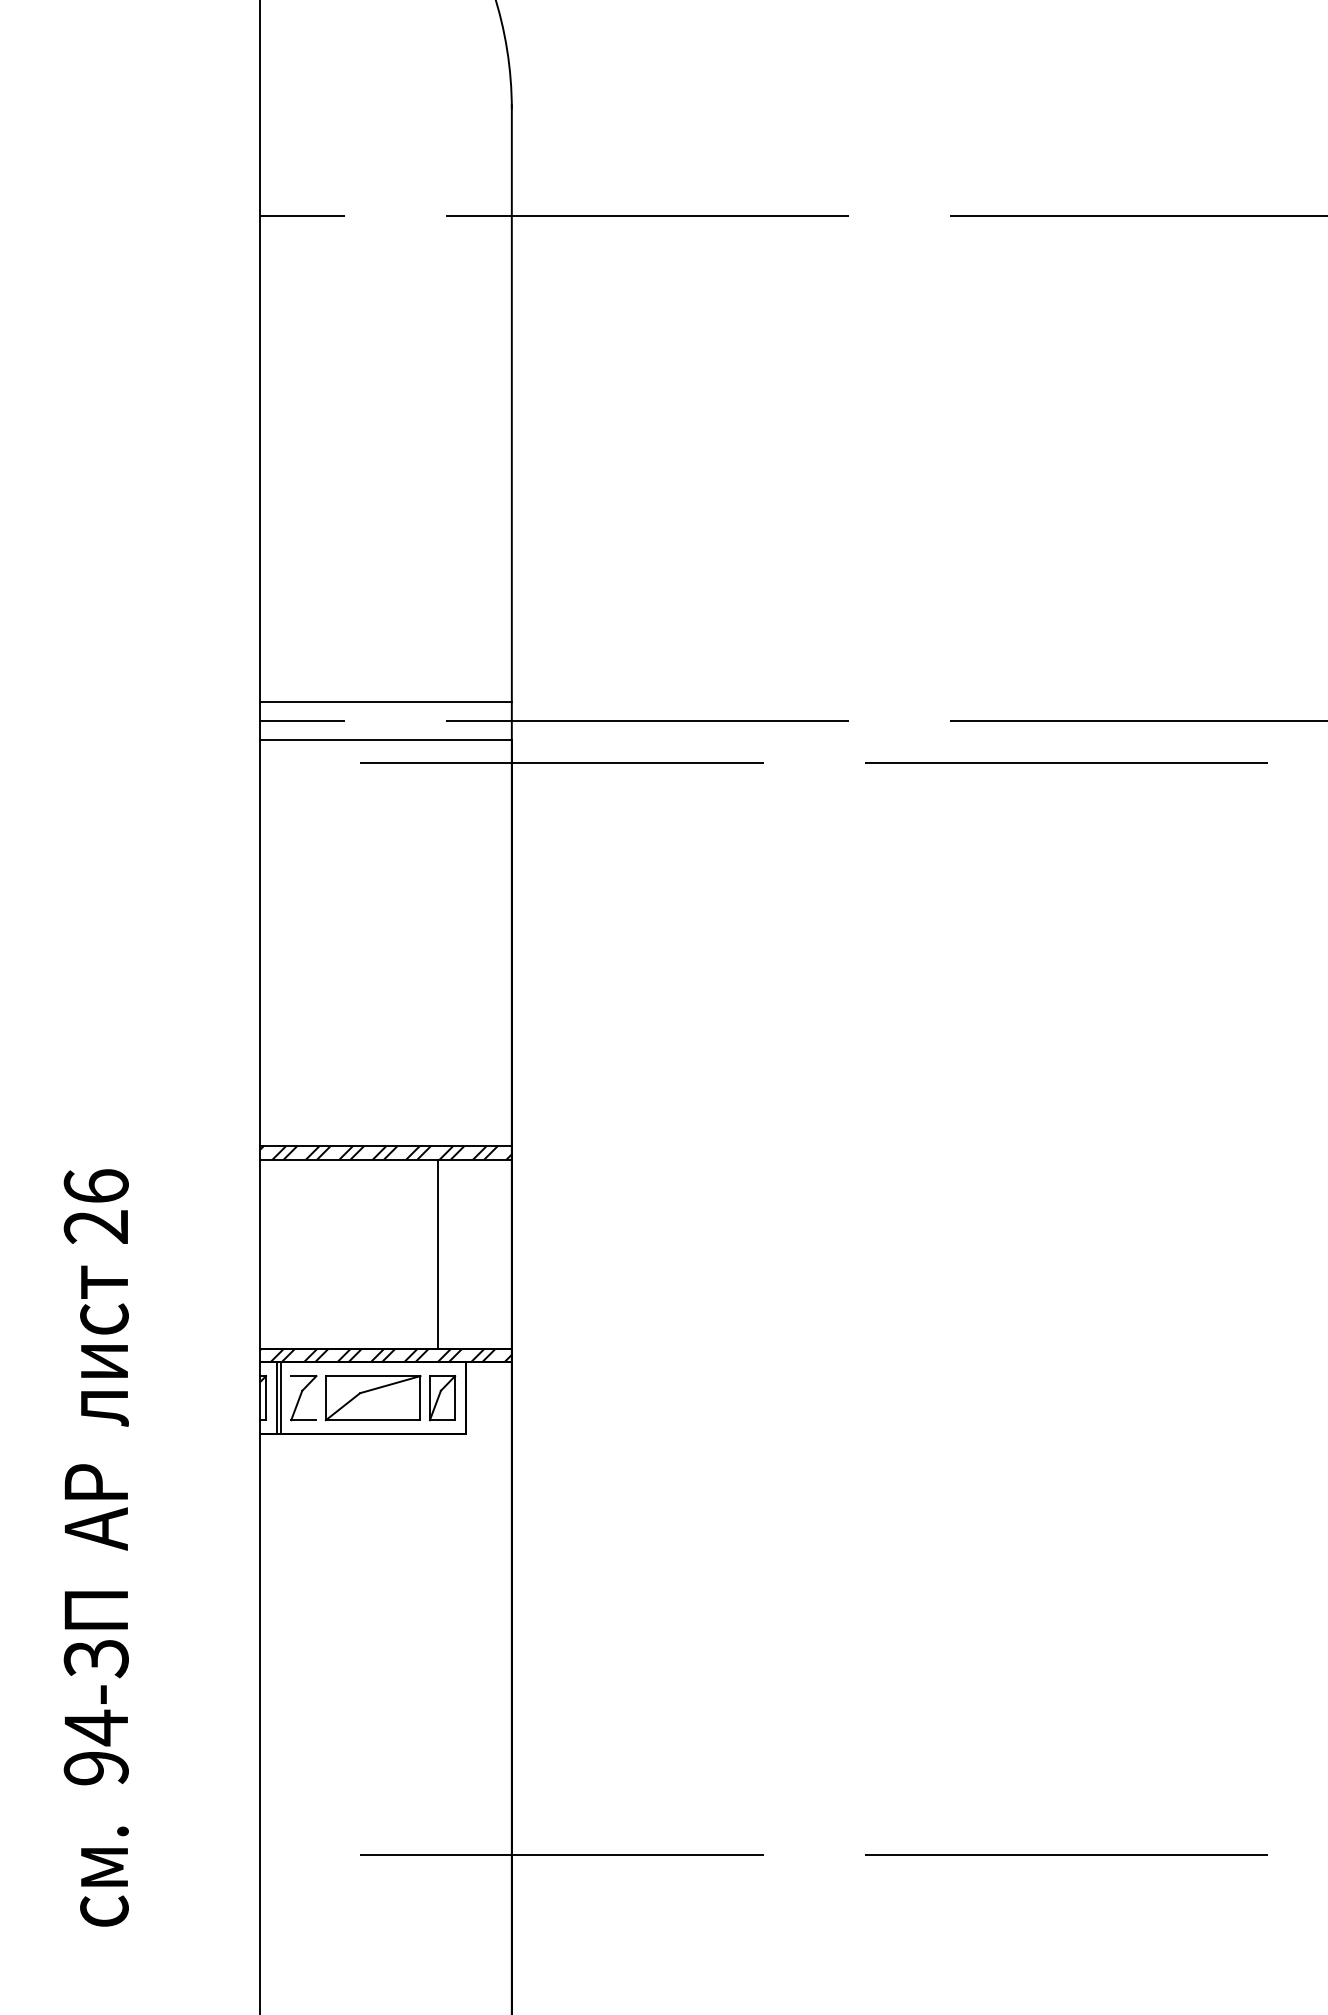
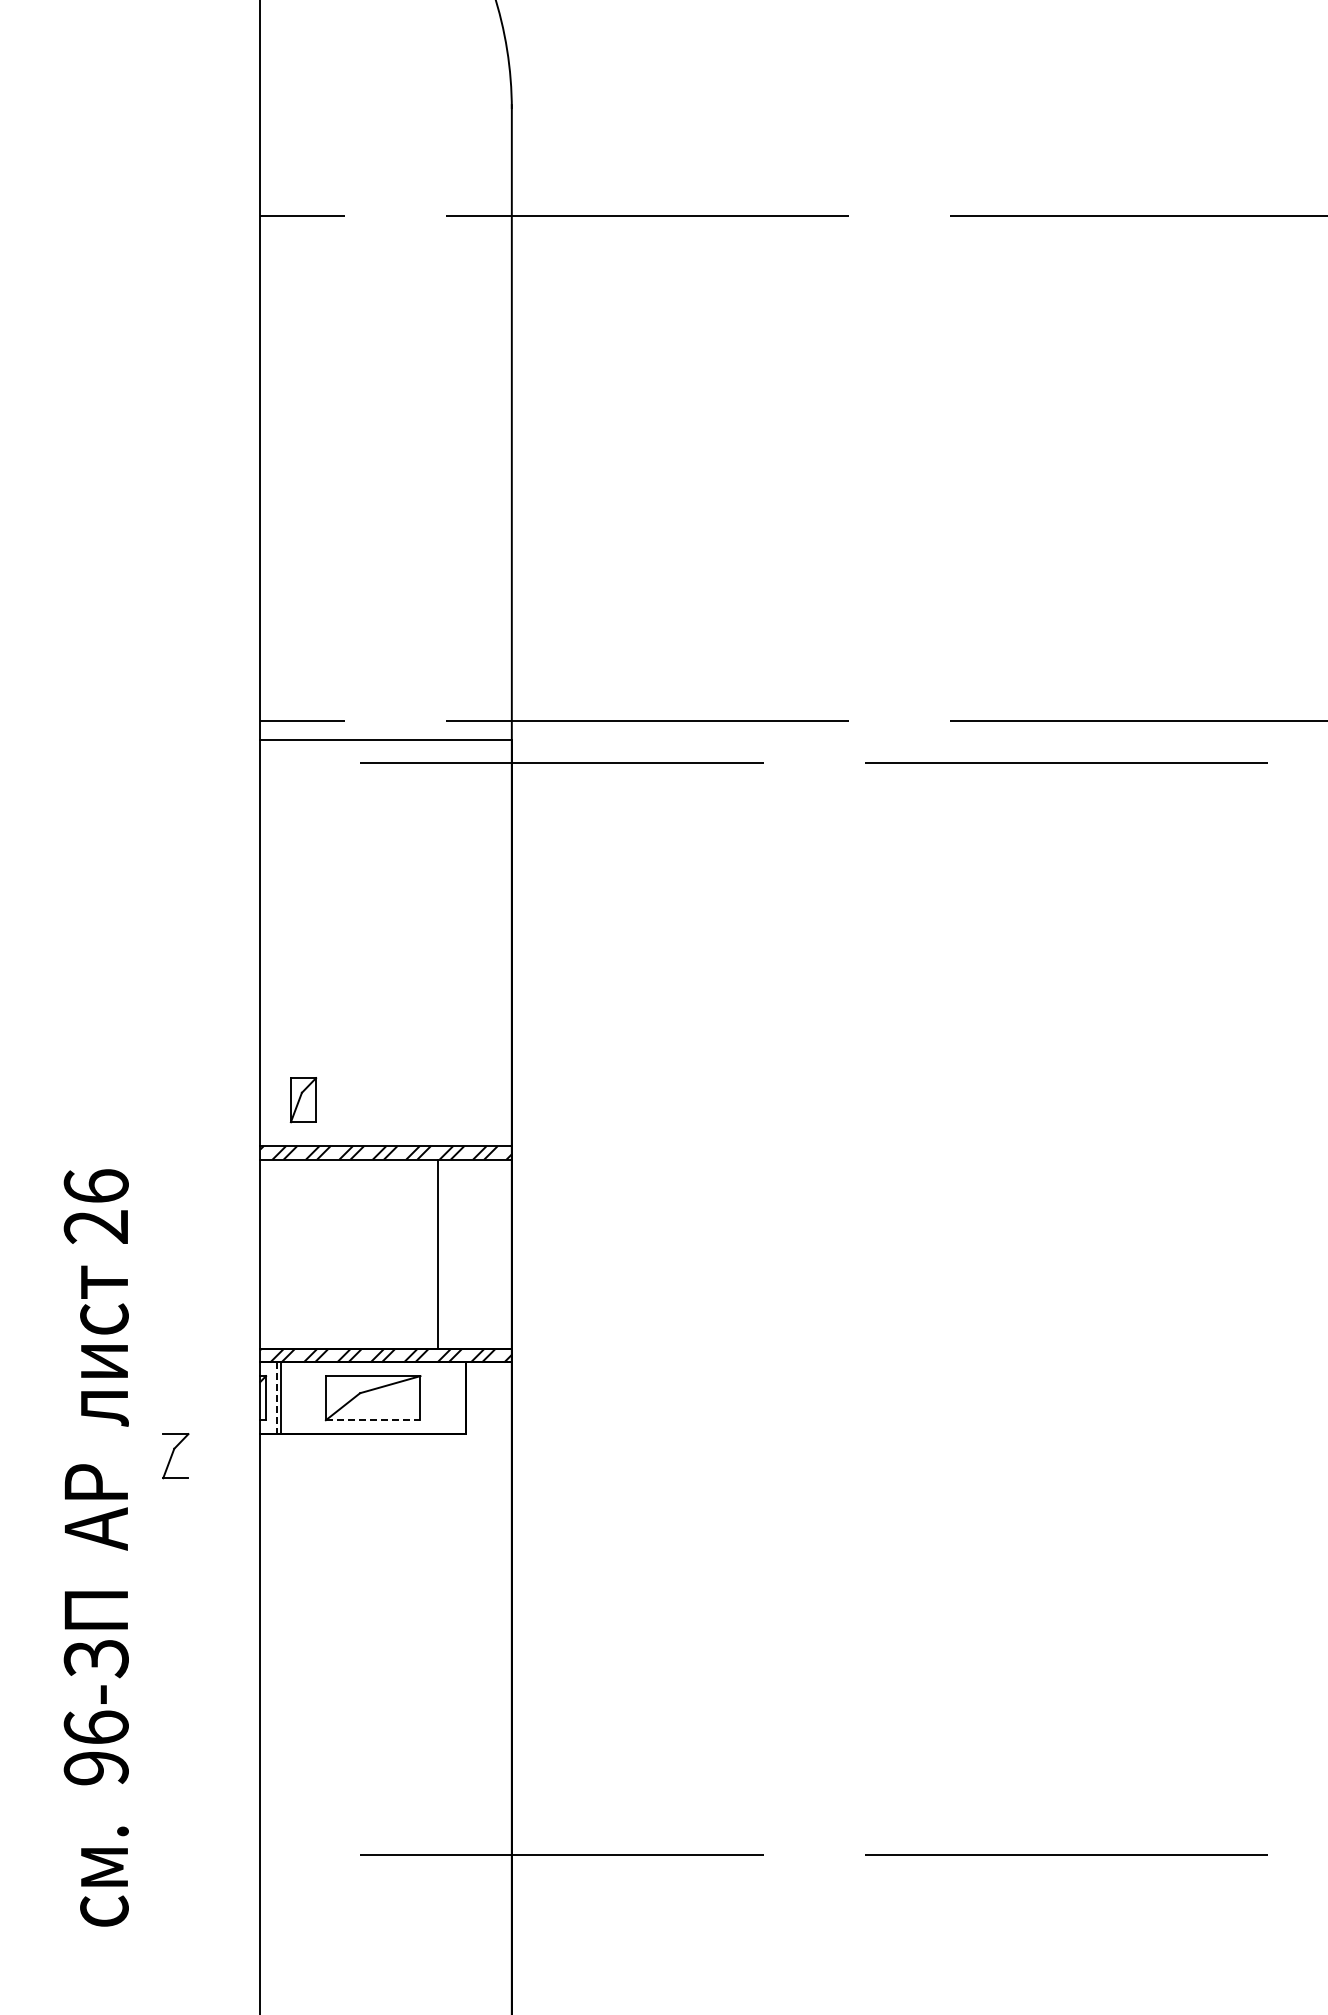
line: present -> none (385, 701)
line: solid -> dashed (276, 1398)
part position: (303, 1398) -> (175, 1456) (175, 1456)
part position: (442, 1398) -> (303, 1100) (303, 1100)
line: solid -> dashed (373, 1420)
text: 94- -> 96- (95, 1727)
